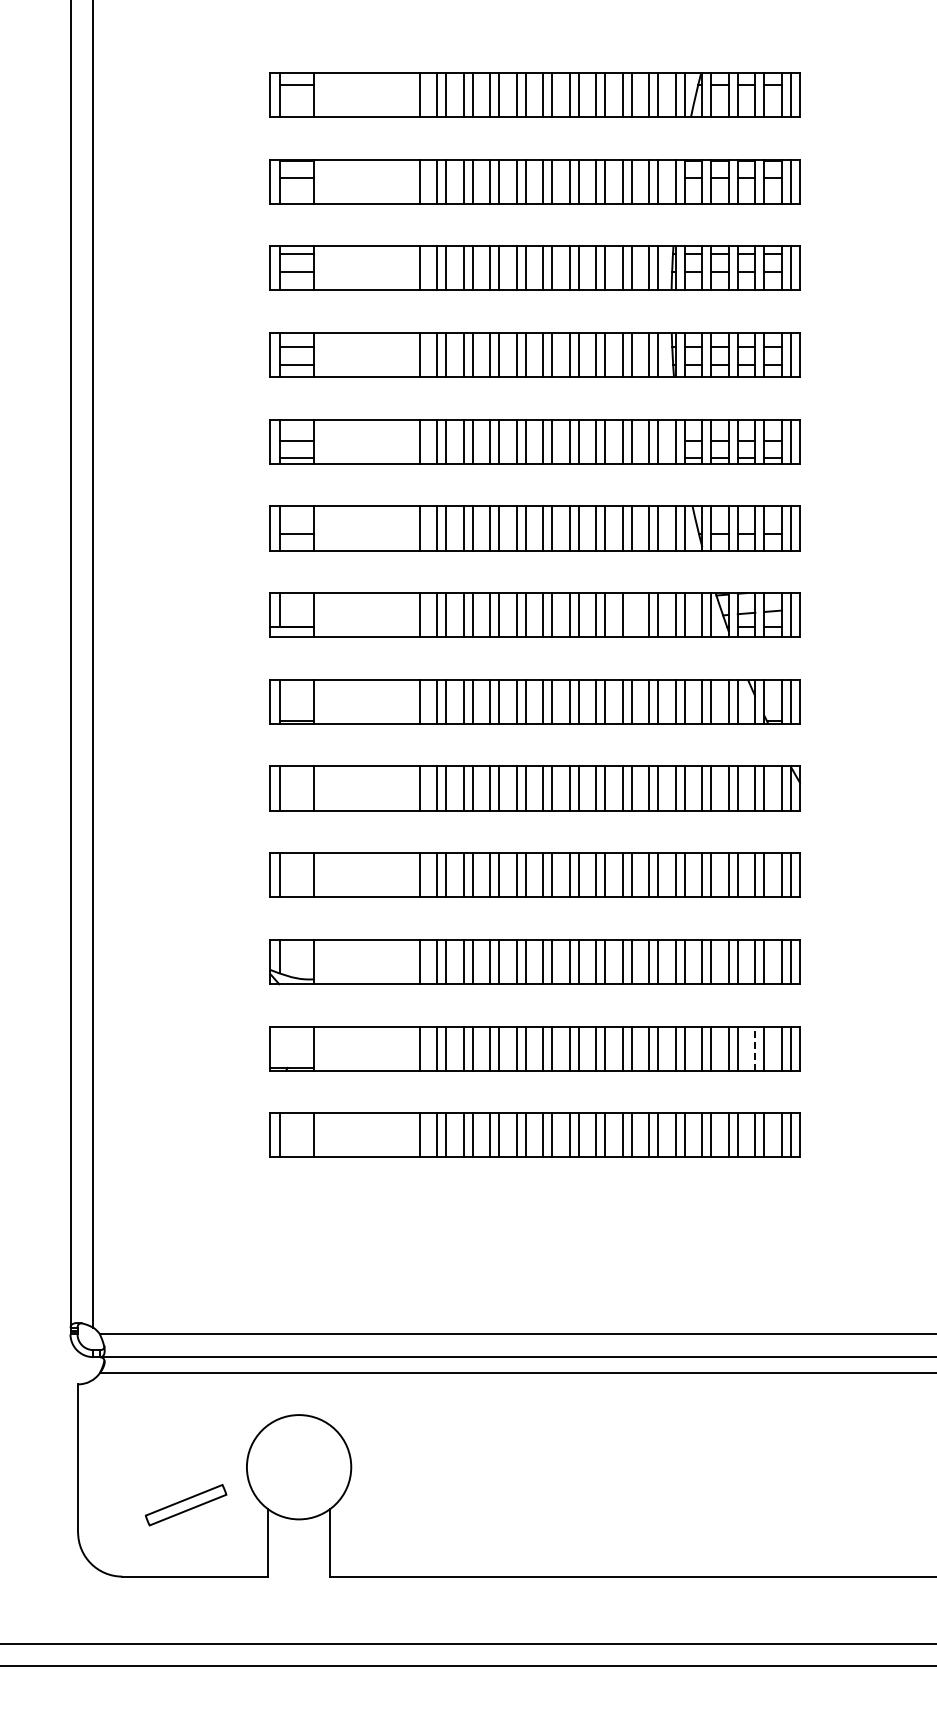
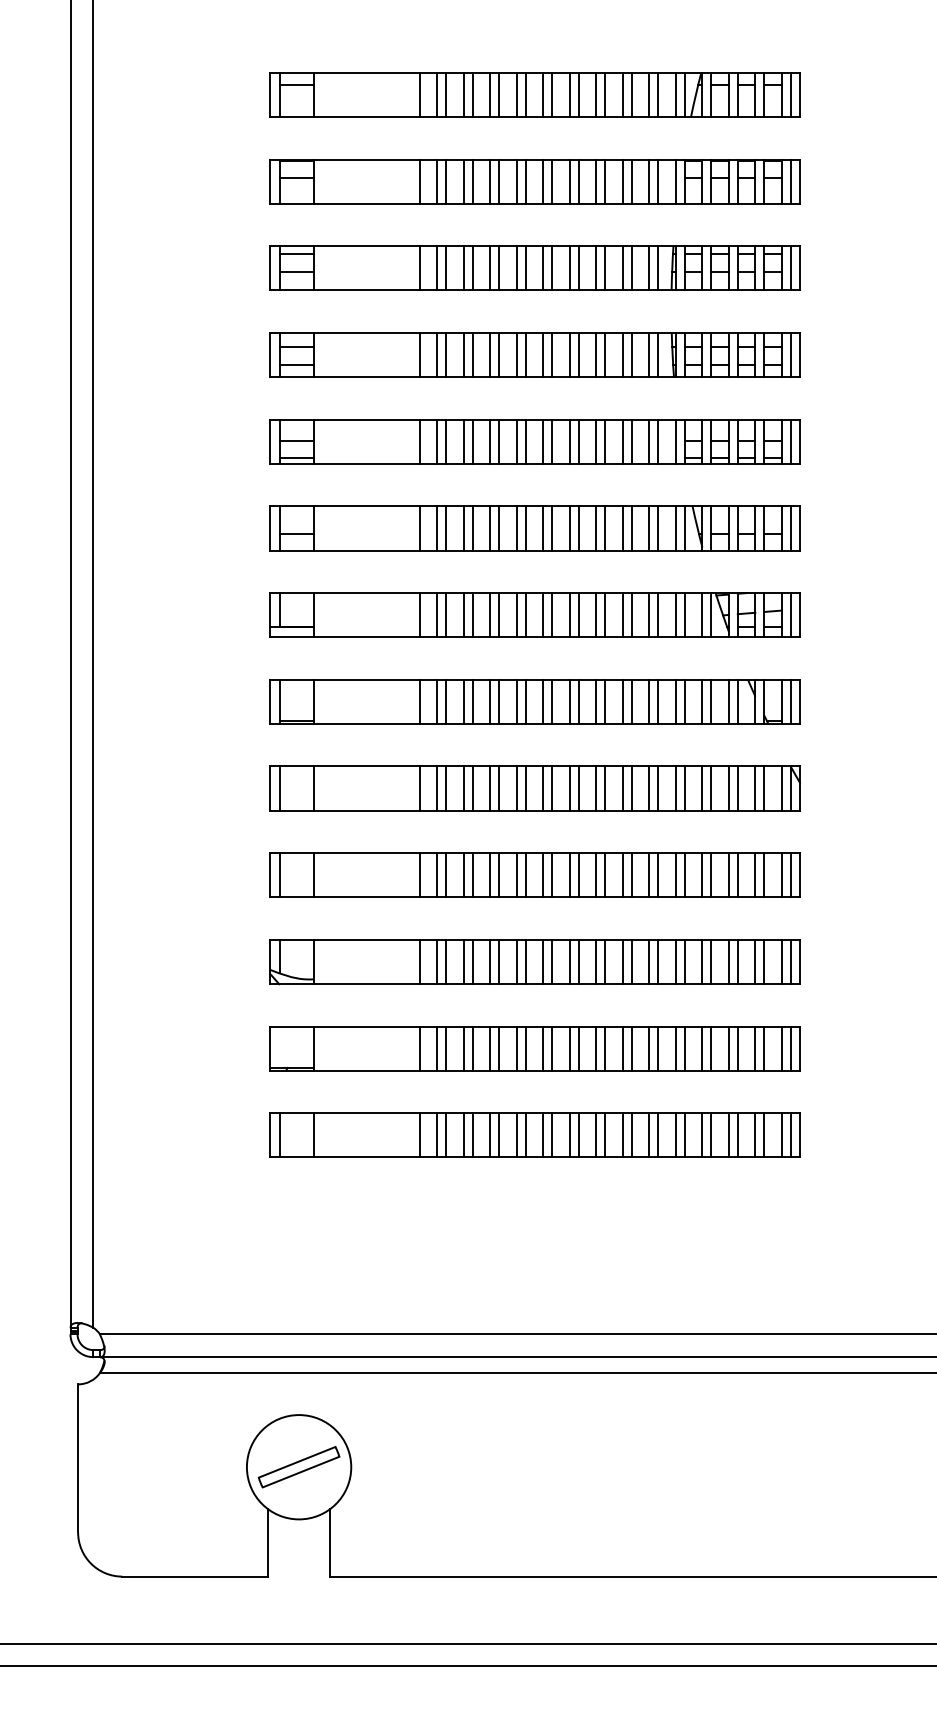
line: none -> present (631, 615)
line: dashed -> solid (755, 1048)
part position: (185, 1505) -> (298, 1467) (298, 1467)
